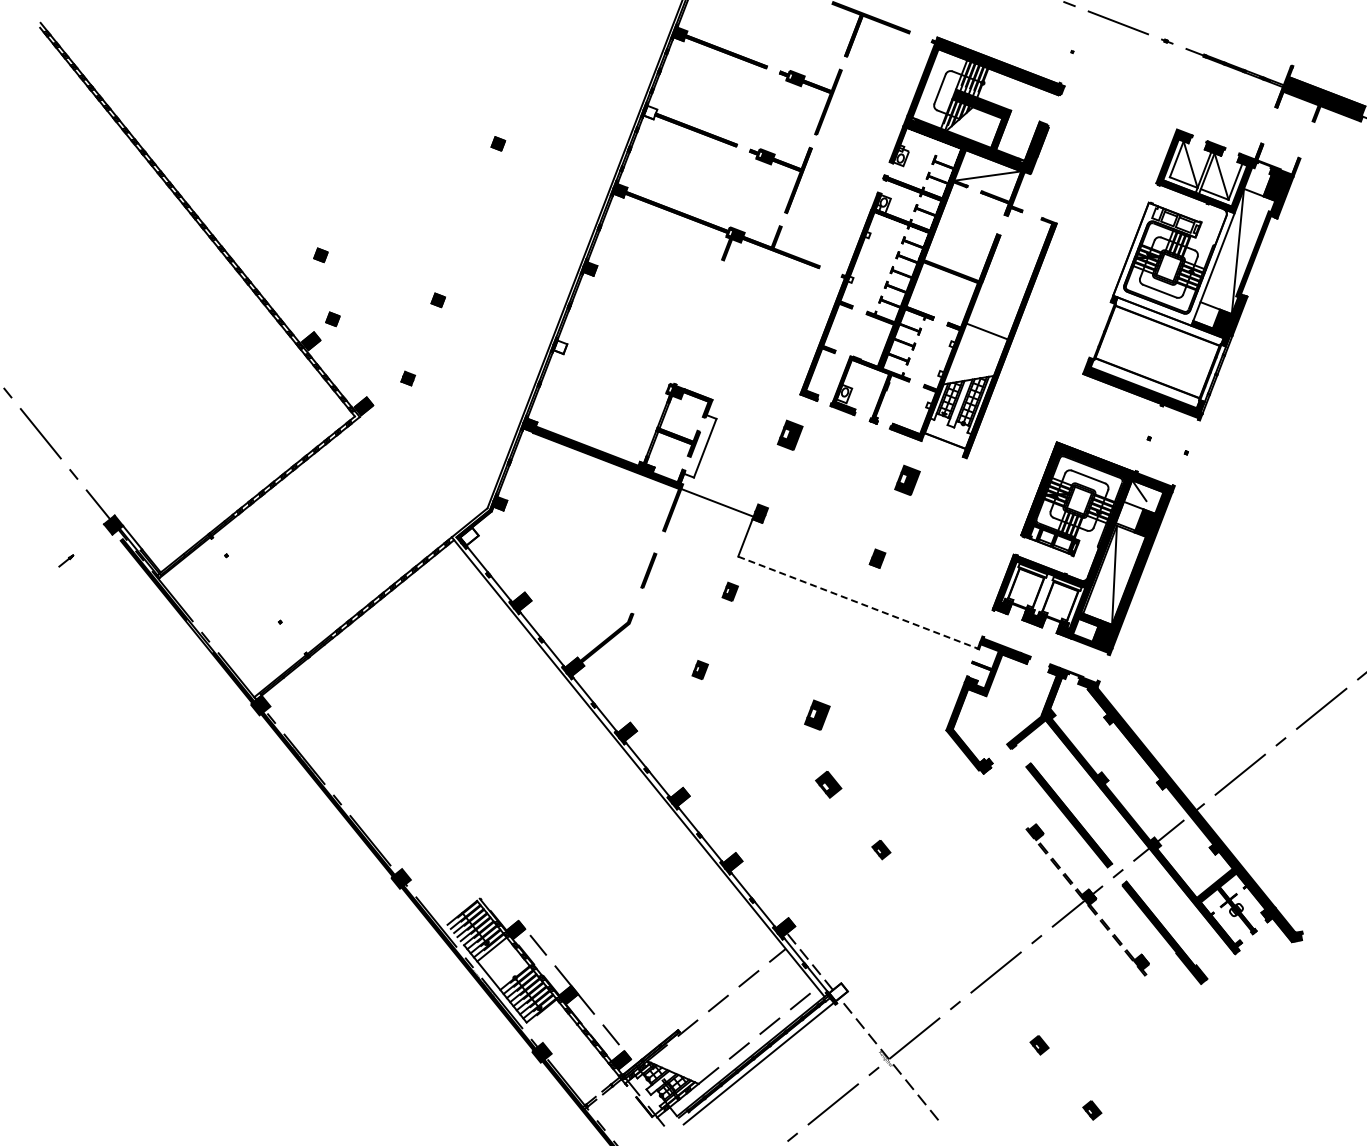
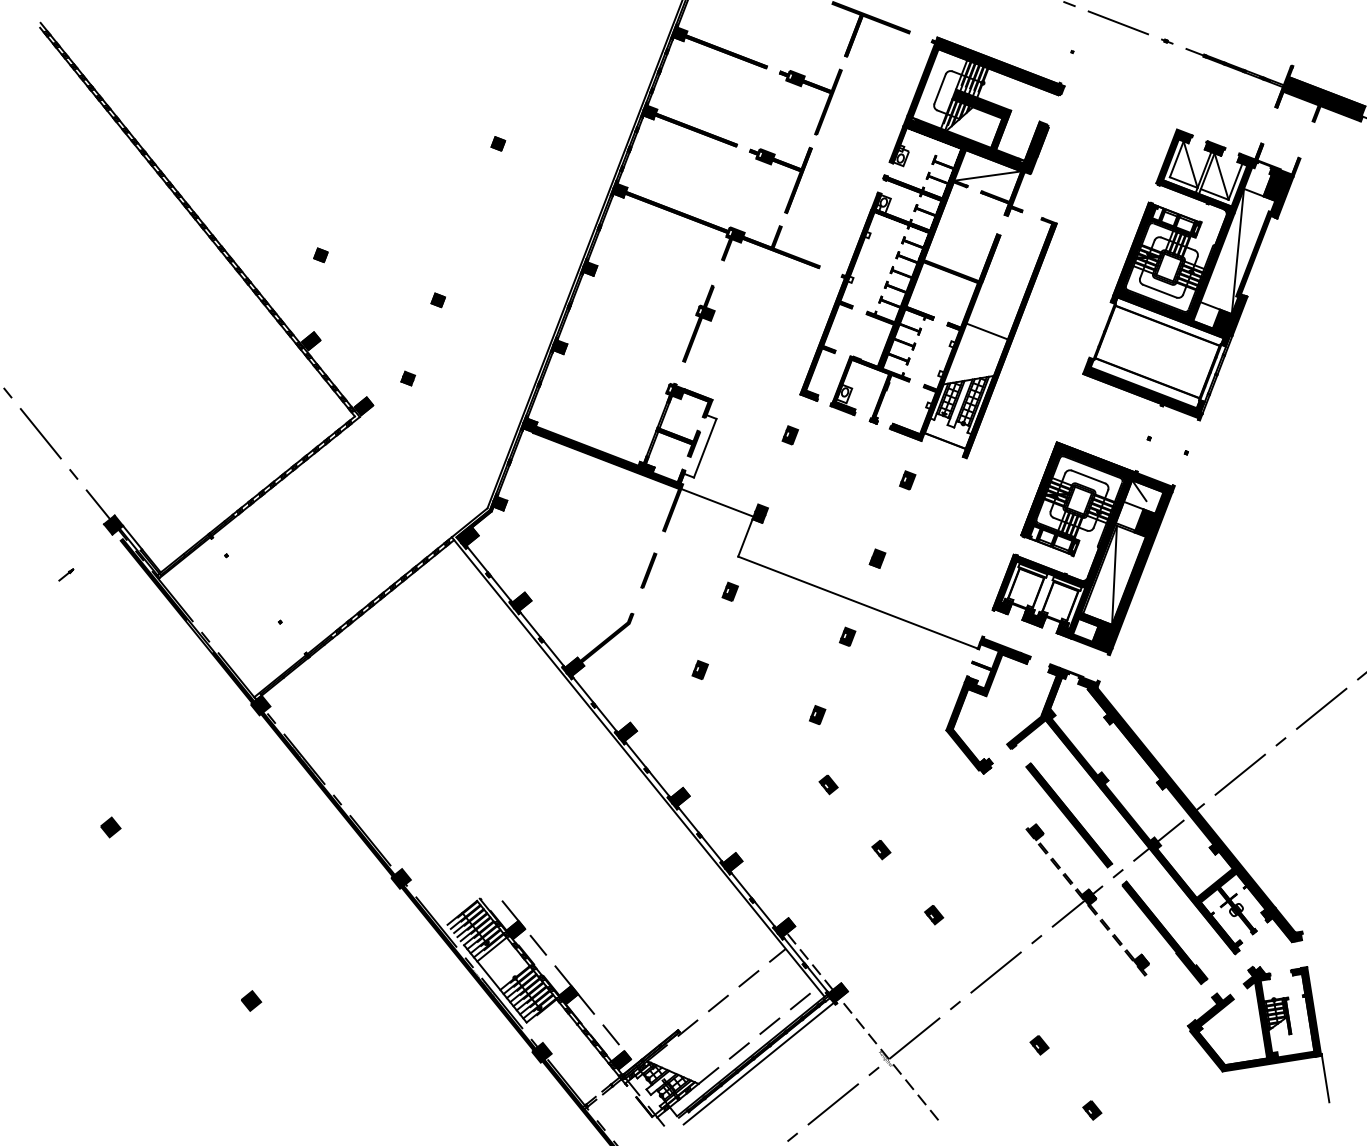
fill: none -> present (650, 112)
fill: none -> present (1173, 263)
part: present -> none (332, 319)
part: none -> present (698, 323)
fill: none -> present (560, 347)
part size: 28x32 px -> 19x21 px (790, 435)
part size: 27x32 px -> 18x21 px (907, 480)
fill: none -> present (469, 536)
line position: (66, 560) -> (66, 574) (66, 574)
line: dashed -> solid (858, 602)
part: none -> present (847, 636)
part size: 27x32 px -> 18x20 px (817, 714)
part size: 28x28 px -> 21x22 px (828, 784)
part: none -> present (110, 827)
line: none -> present (508, 908)
part: none -> present (934, 915)
fill: none -> present (838, 992)
part: none -> present (251, 1000)
part: none -> present (1258, 1034)
